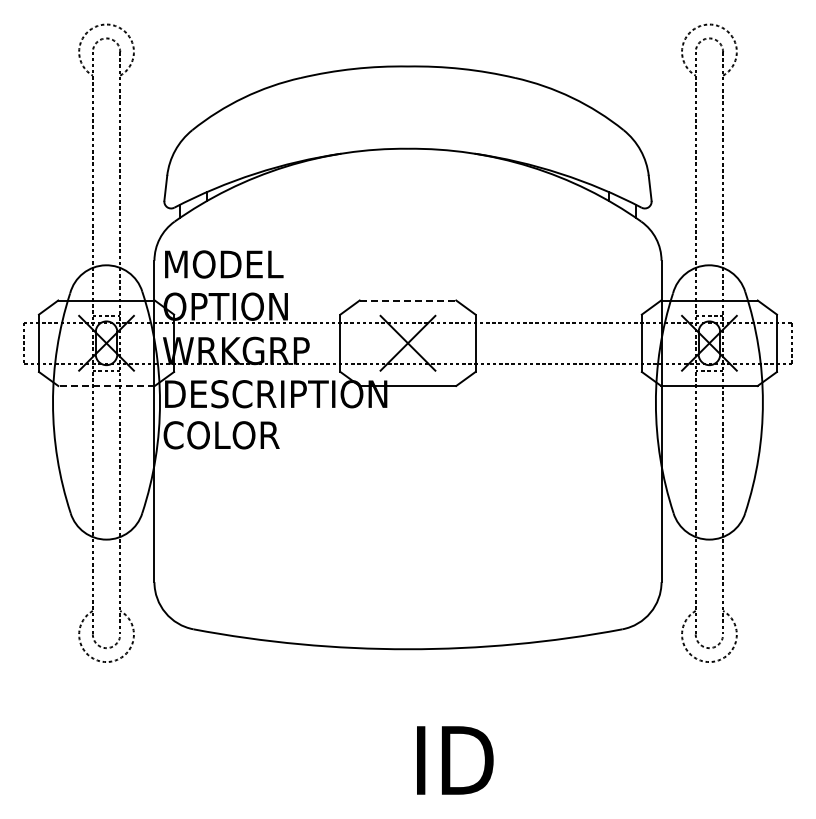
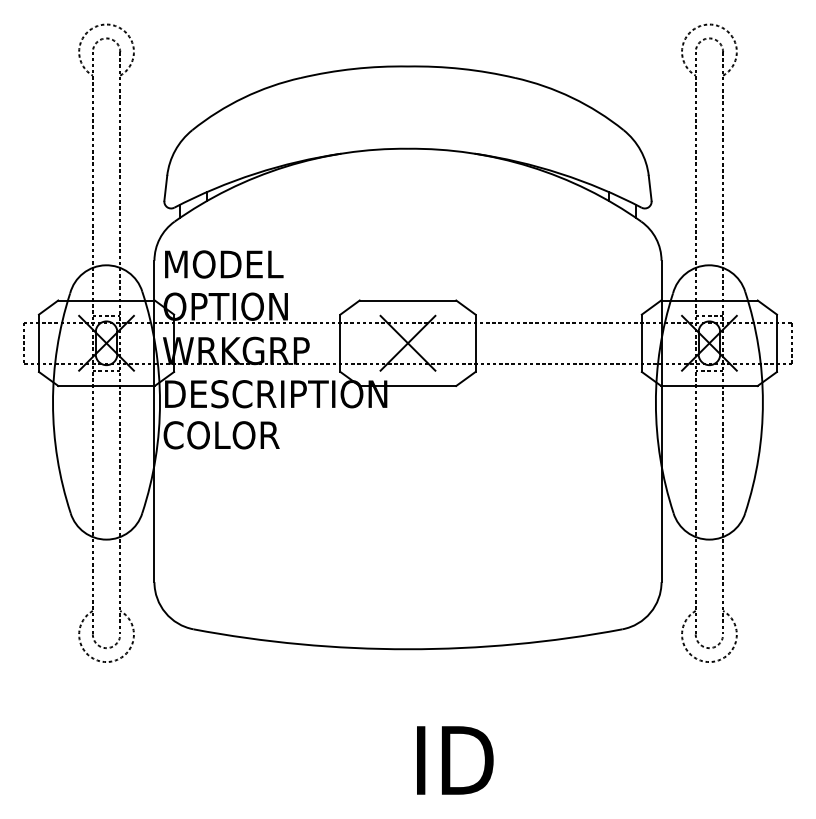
line: dashed -> solid (408, 300)
line: dashed -> solid (106, 386)
